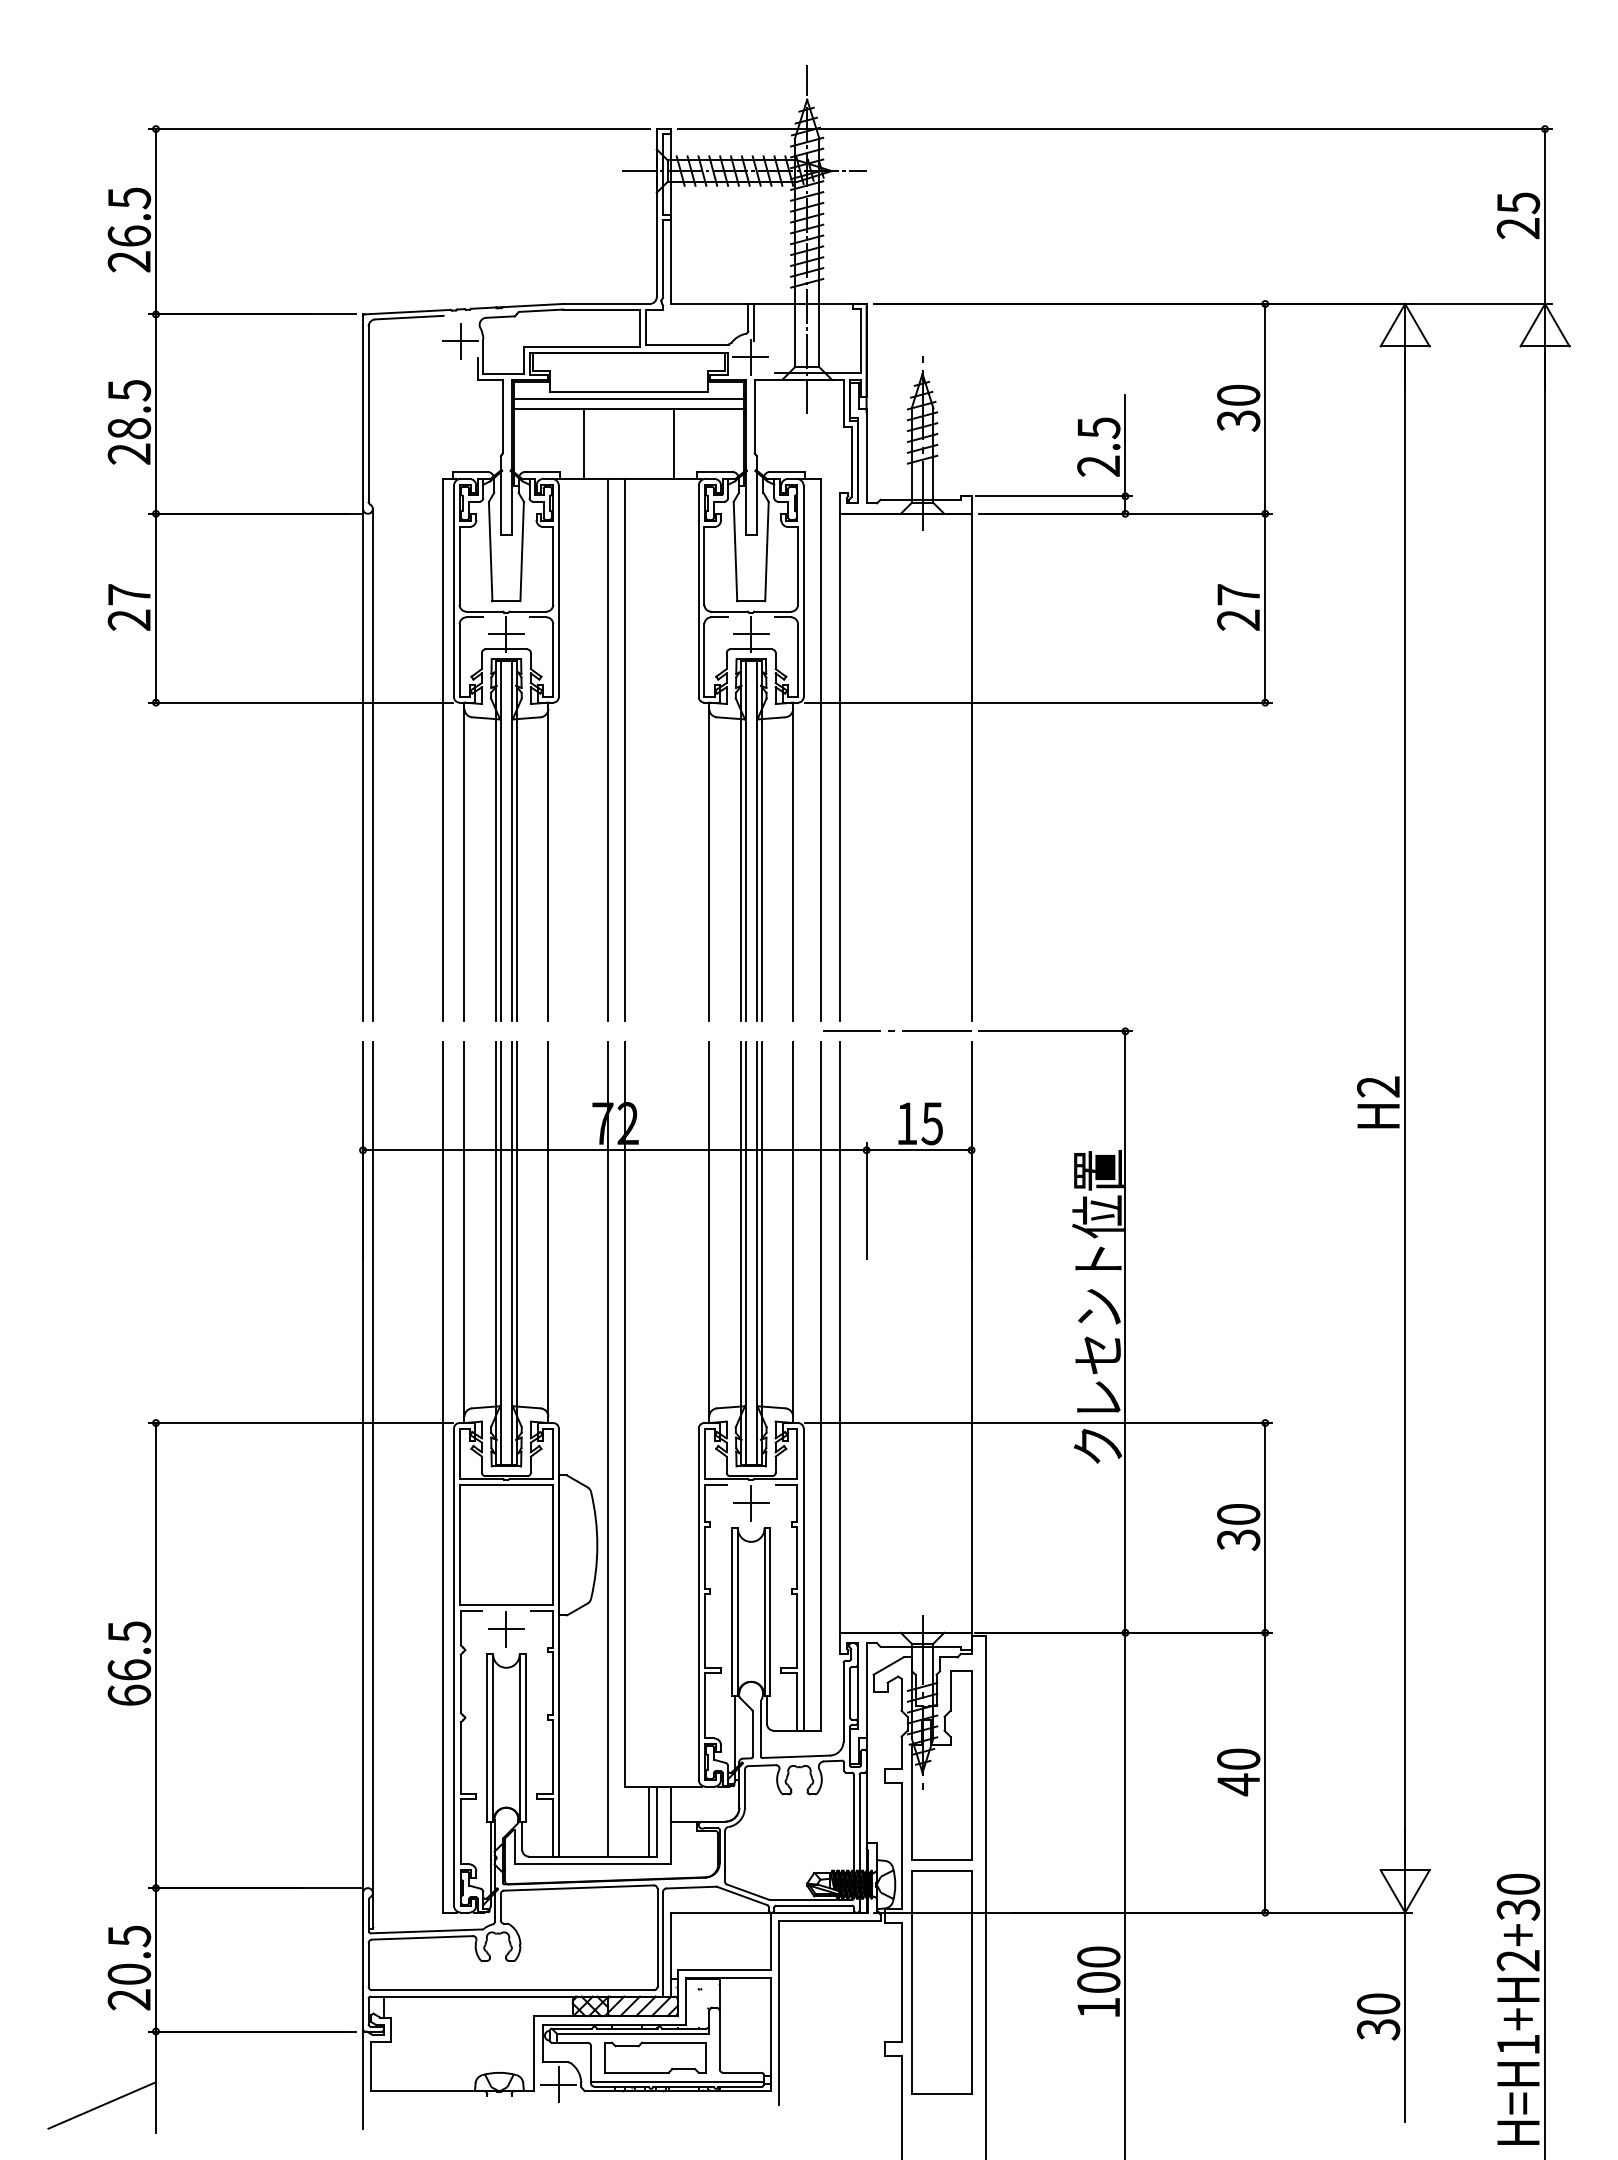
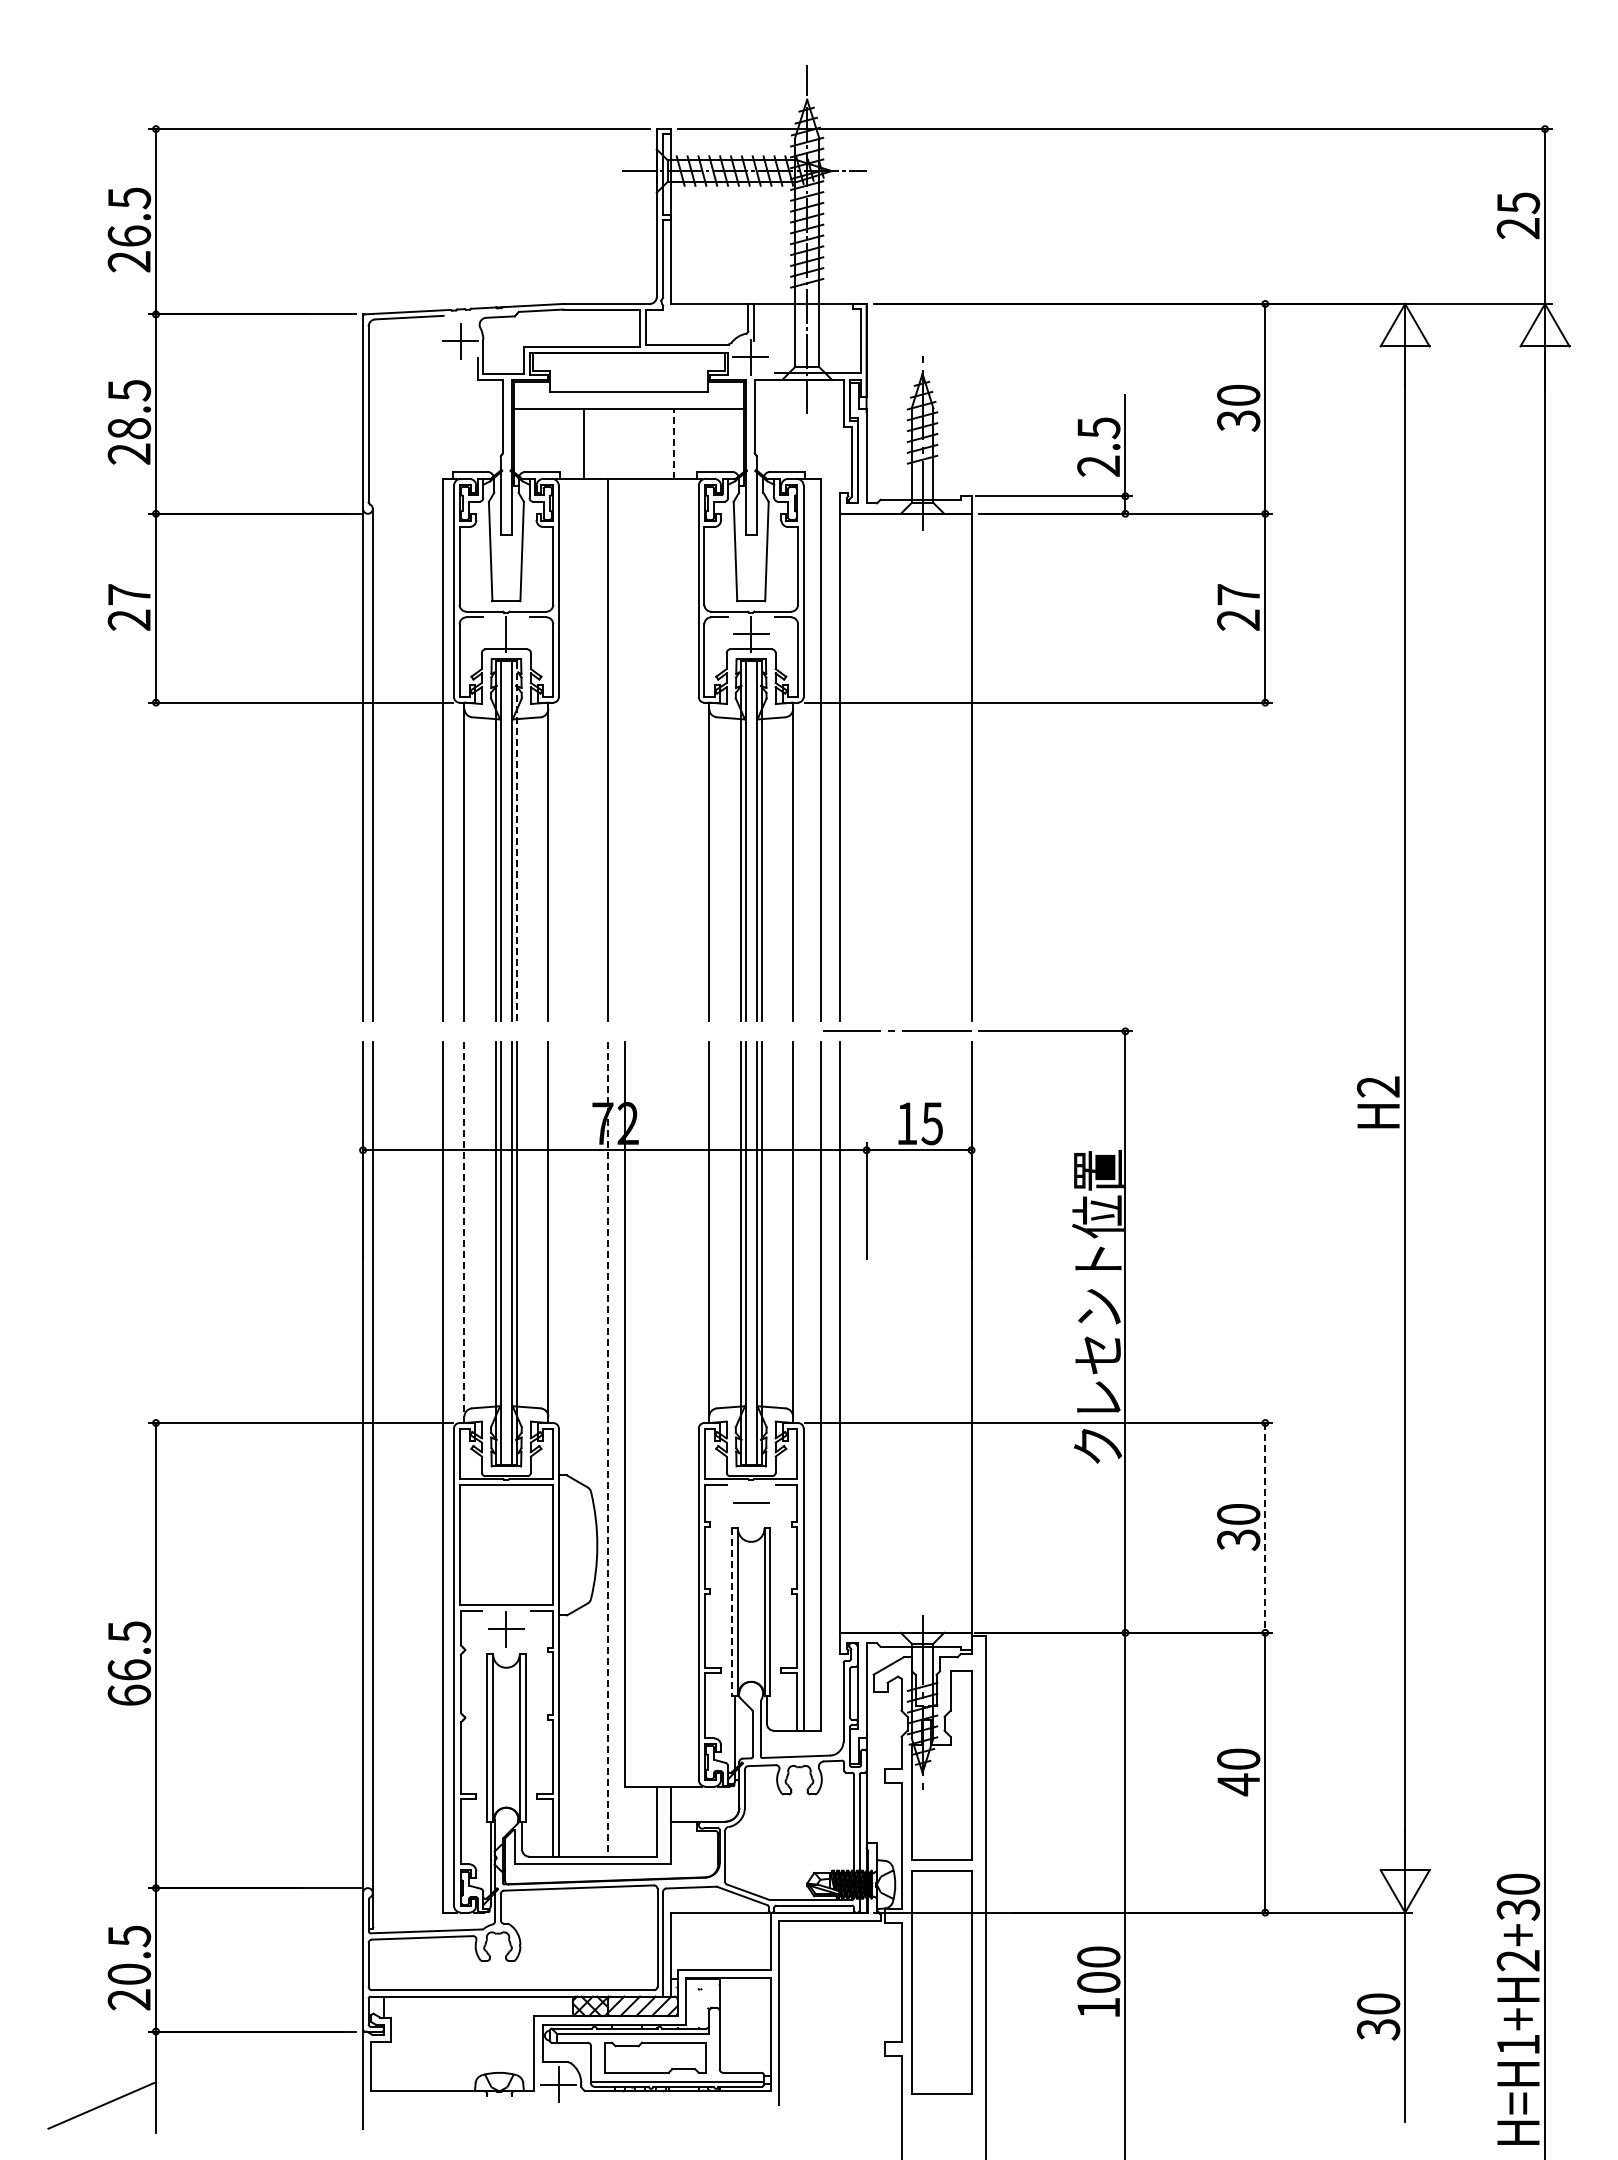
line: present -> none (628, 399)
line: solid -> dashed (673, 443)
line: present -> none (505, 634)
line: present -> none (625, 749)
line: solid -> dashed (516, 840)
line: solid -> dashed (464, 1229)
line: solid -> dashed (607, 1449)
line: present -> none (751, 1502)
line: solid -> dashed (1265, 1527)
line: solid -> dashed (731, 1611)
line: present -> none (649, 1821)
